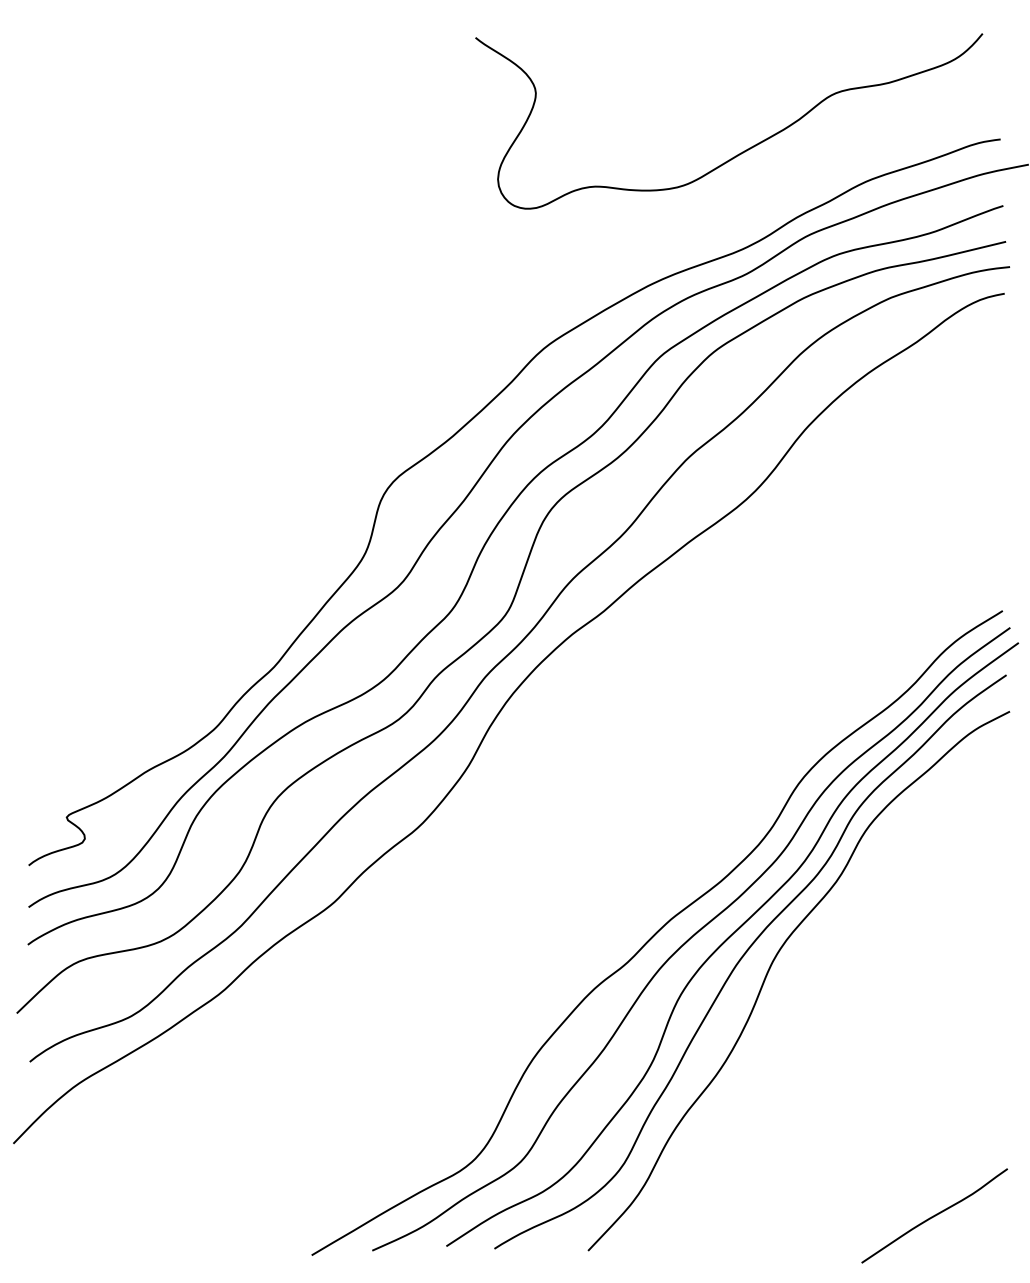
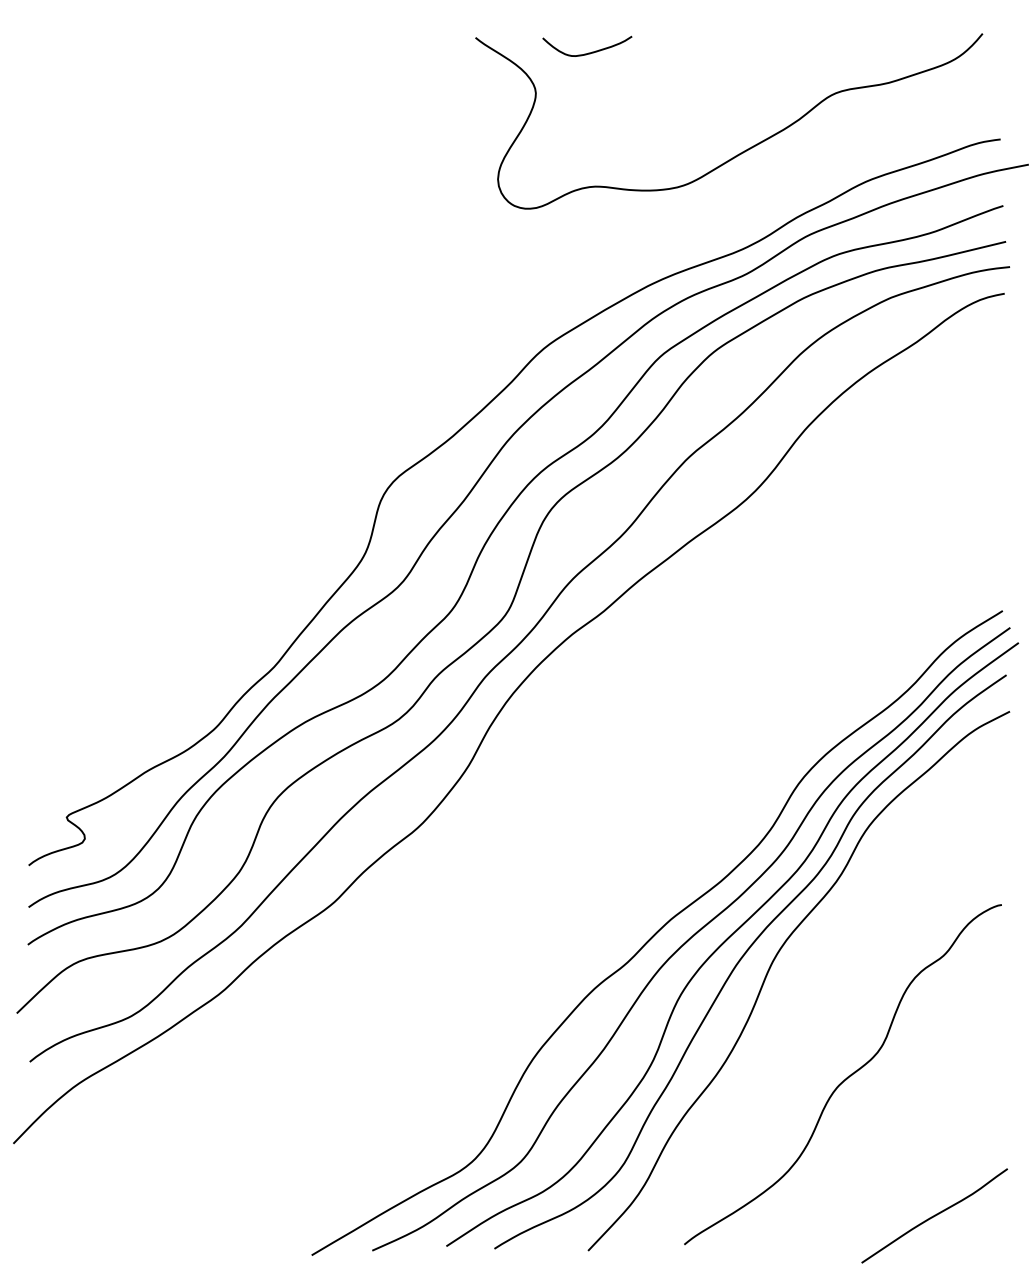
curve: none -> present (588, 52)
curve: none -> present (846, 1077)
